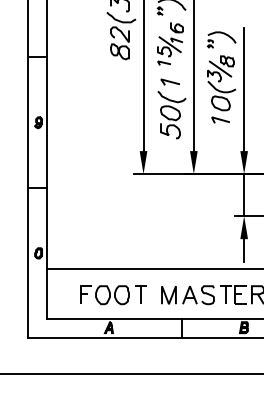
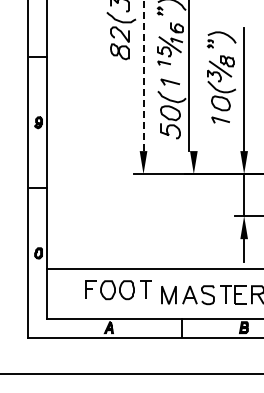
line: solid -> dashed (143, 75)
line position: (193, 76) -> (188, 76) (188, 76)
part position: (113, 295) -> (118, 290) (118, 290)
